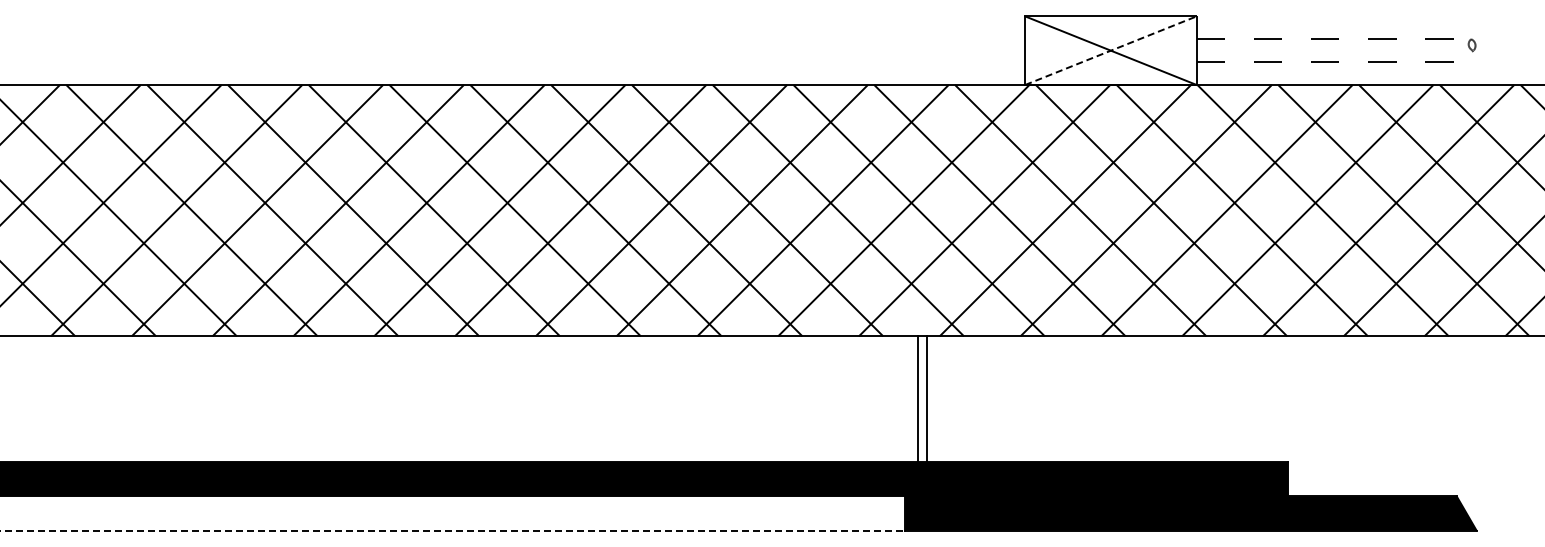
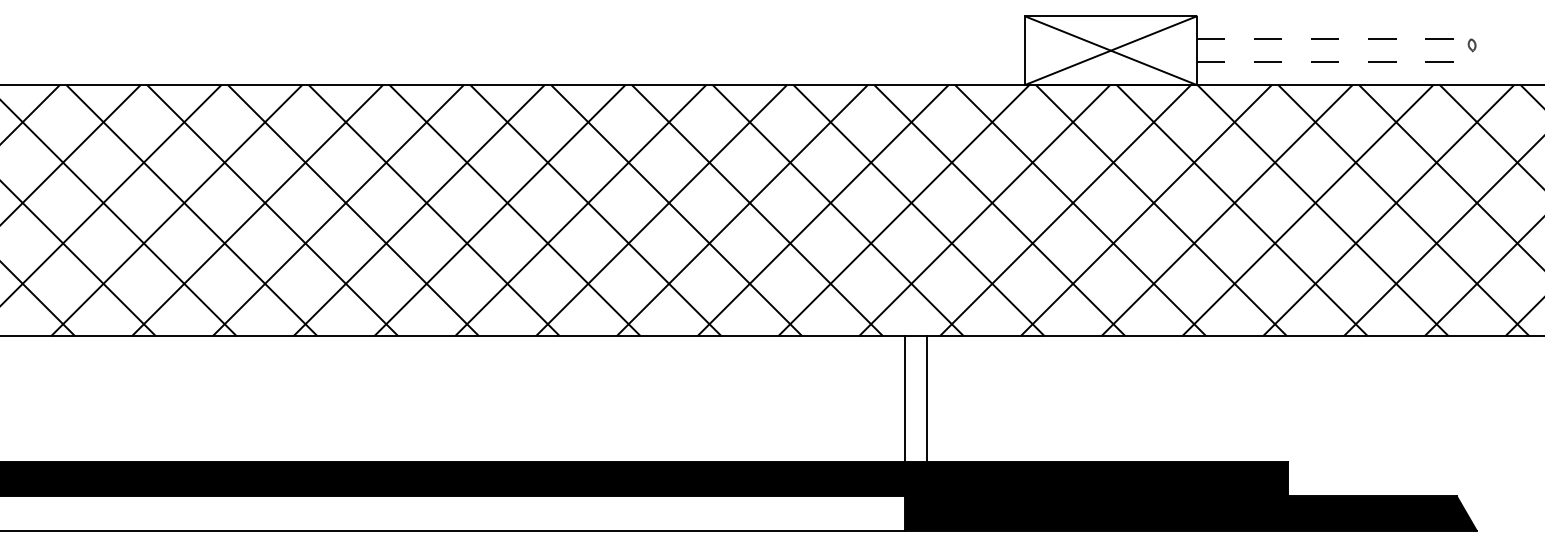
line: dashed -> solid (1111, 50)
line position: (917, 399) -> (904, 399) (904, 399)
line: dashed -> solid (453, 530)
